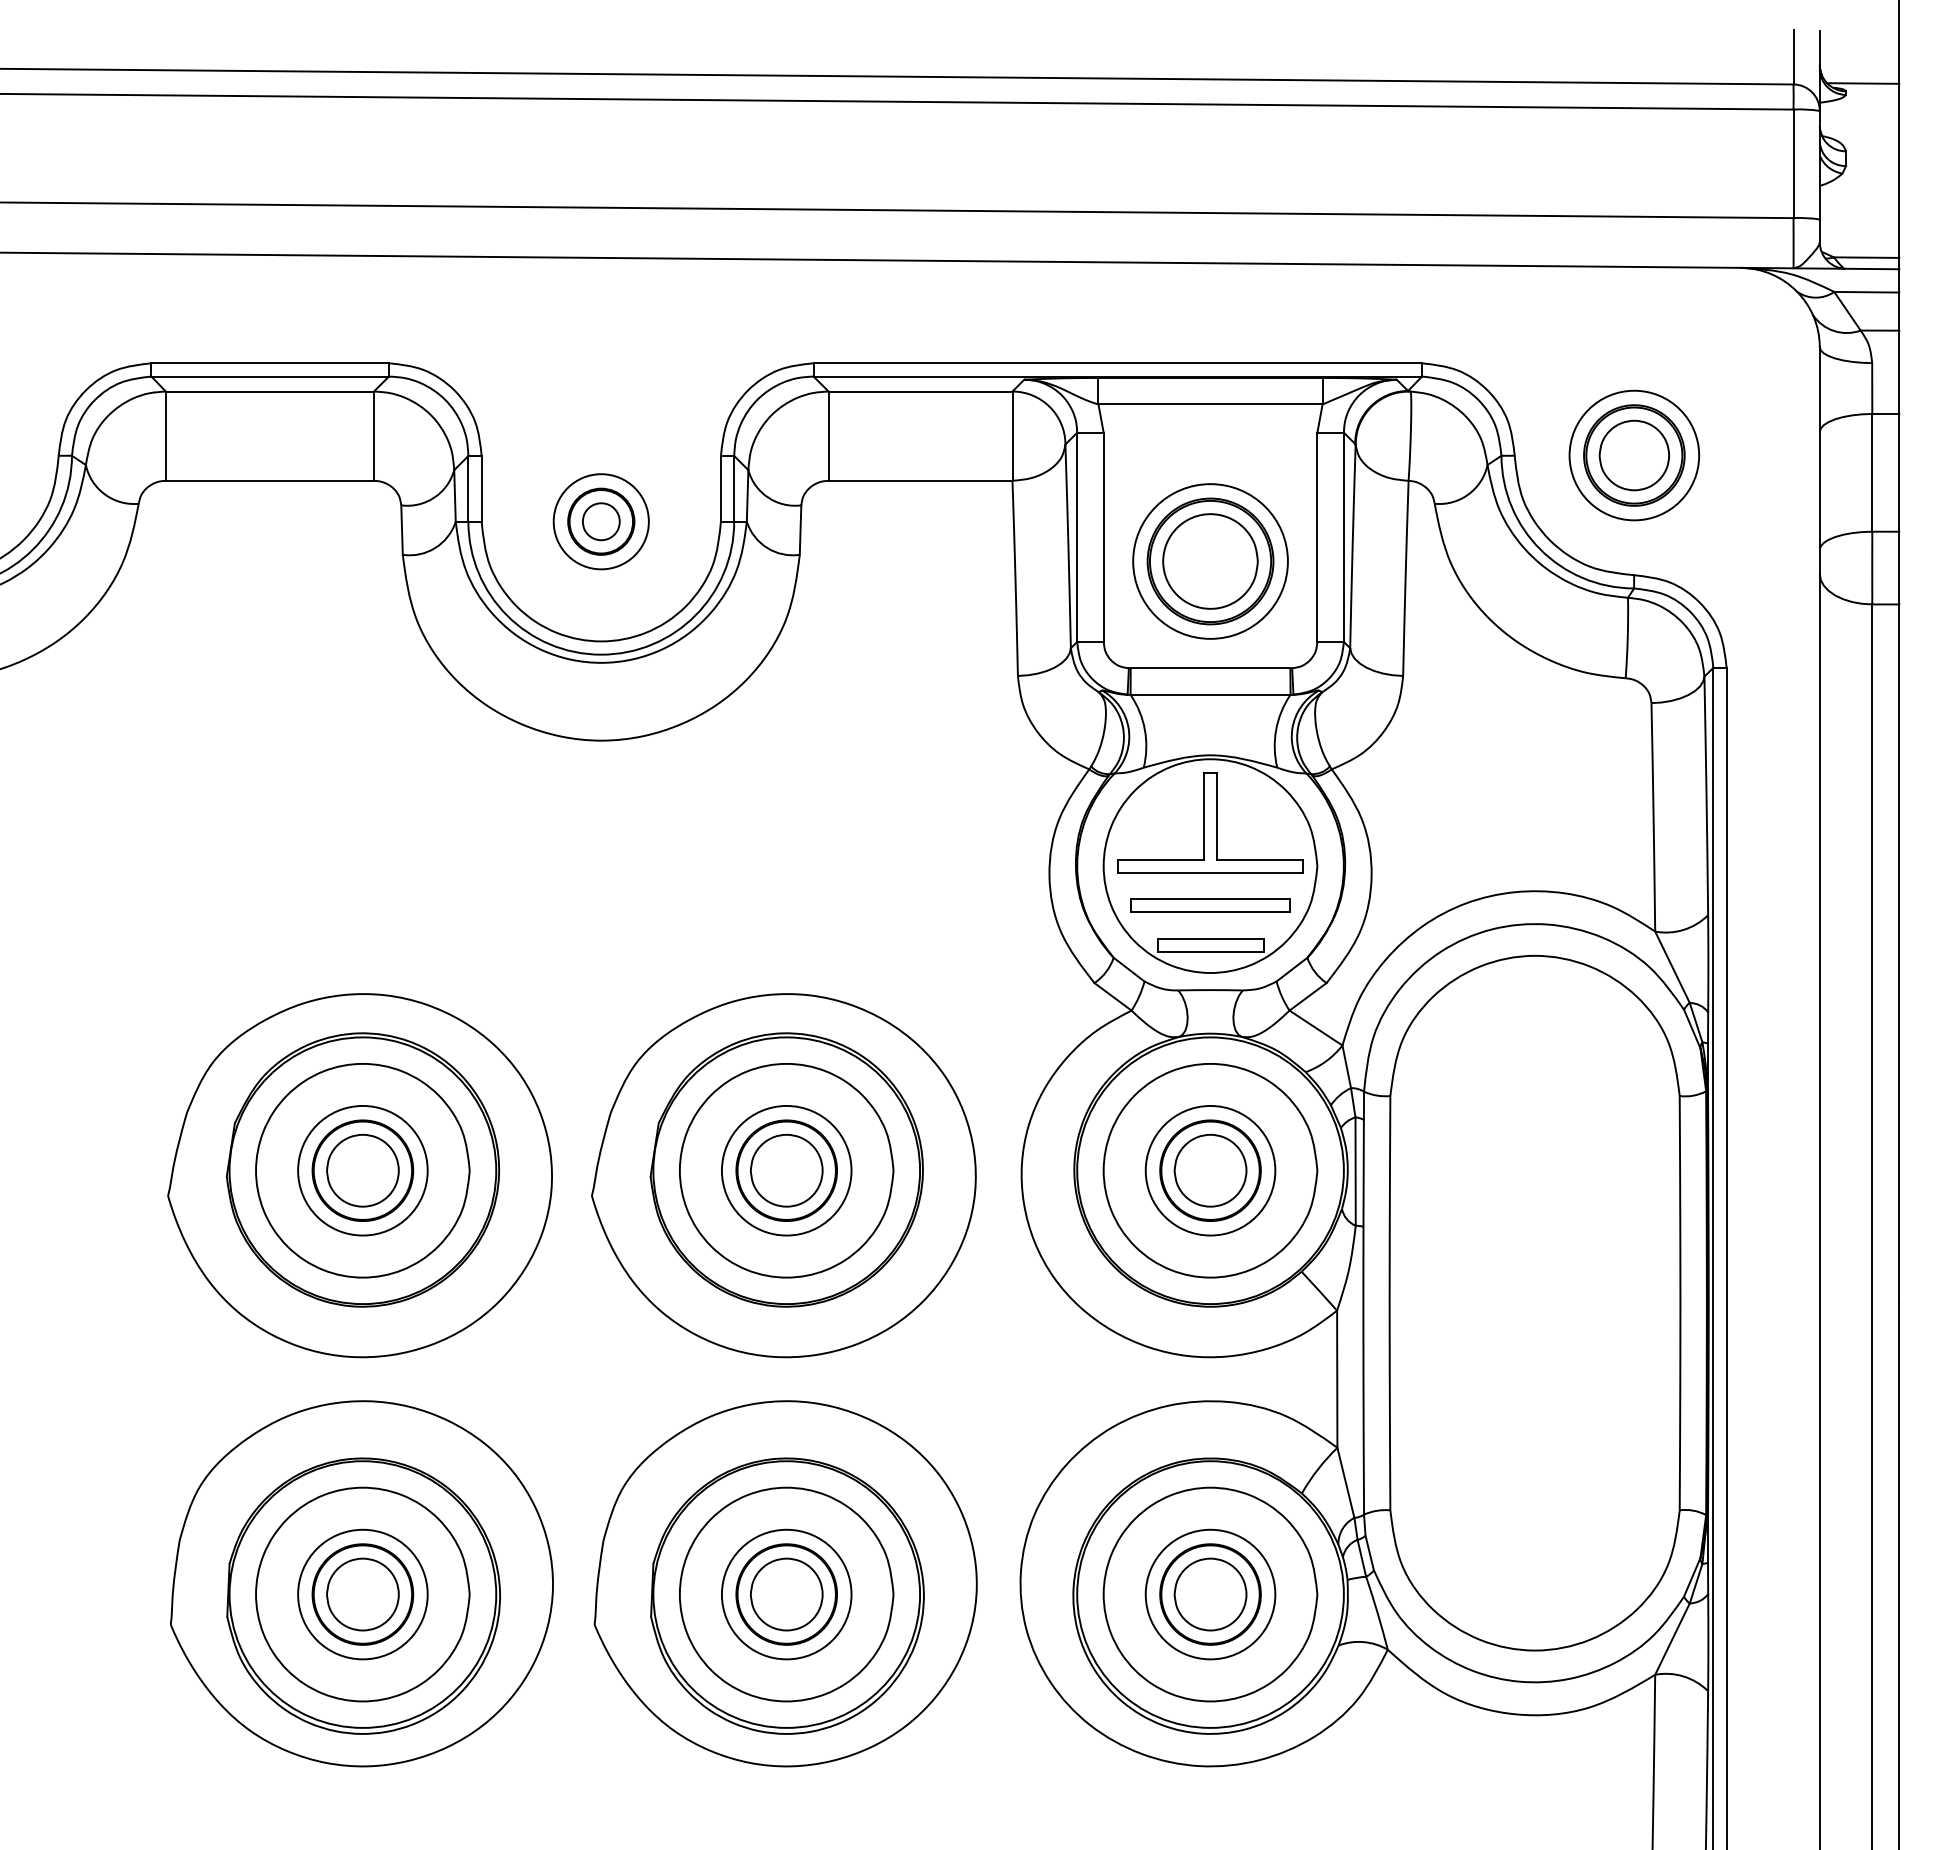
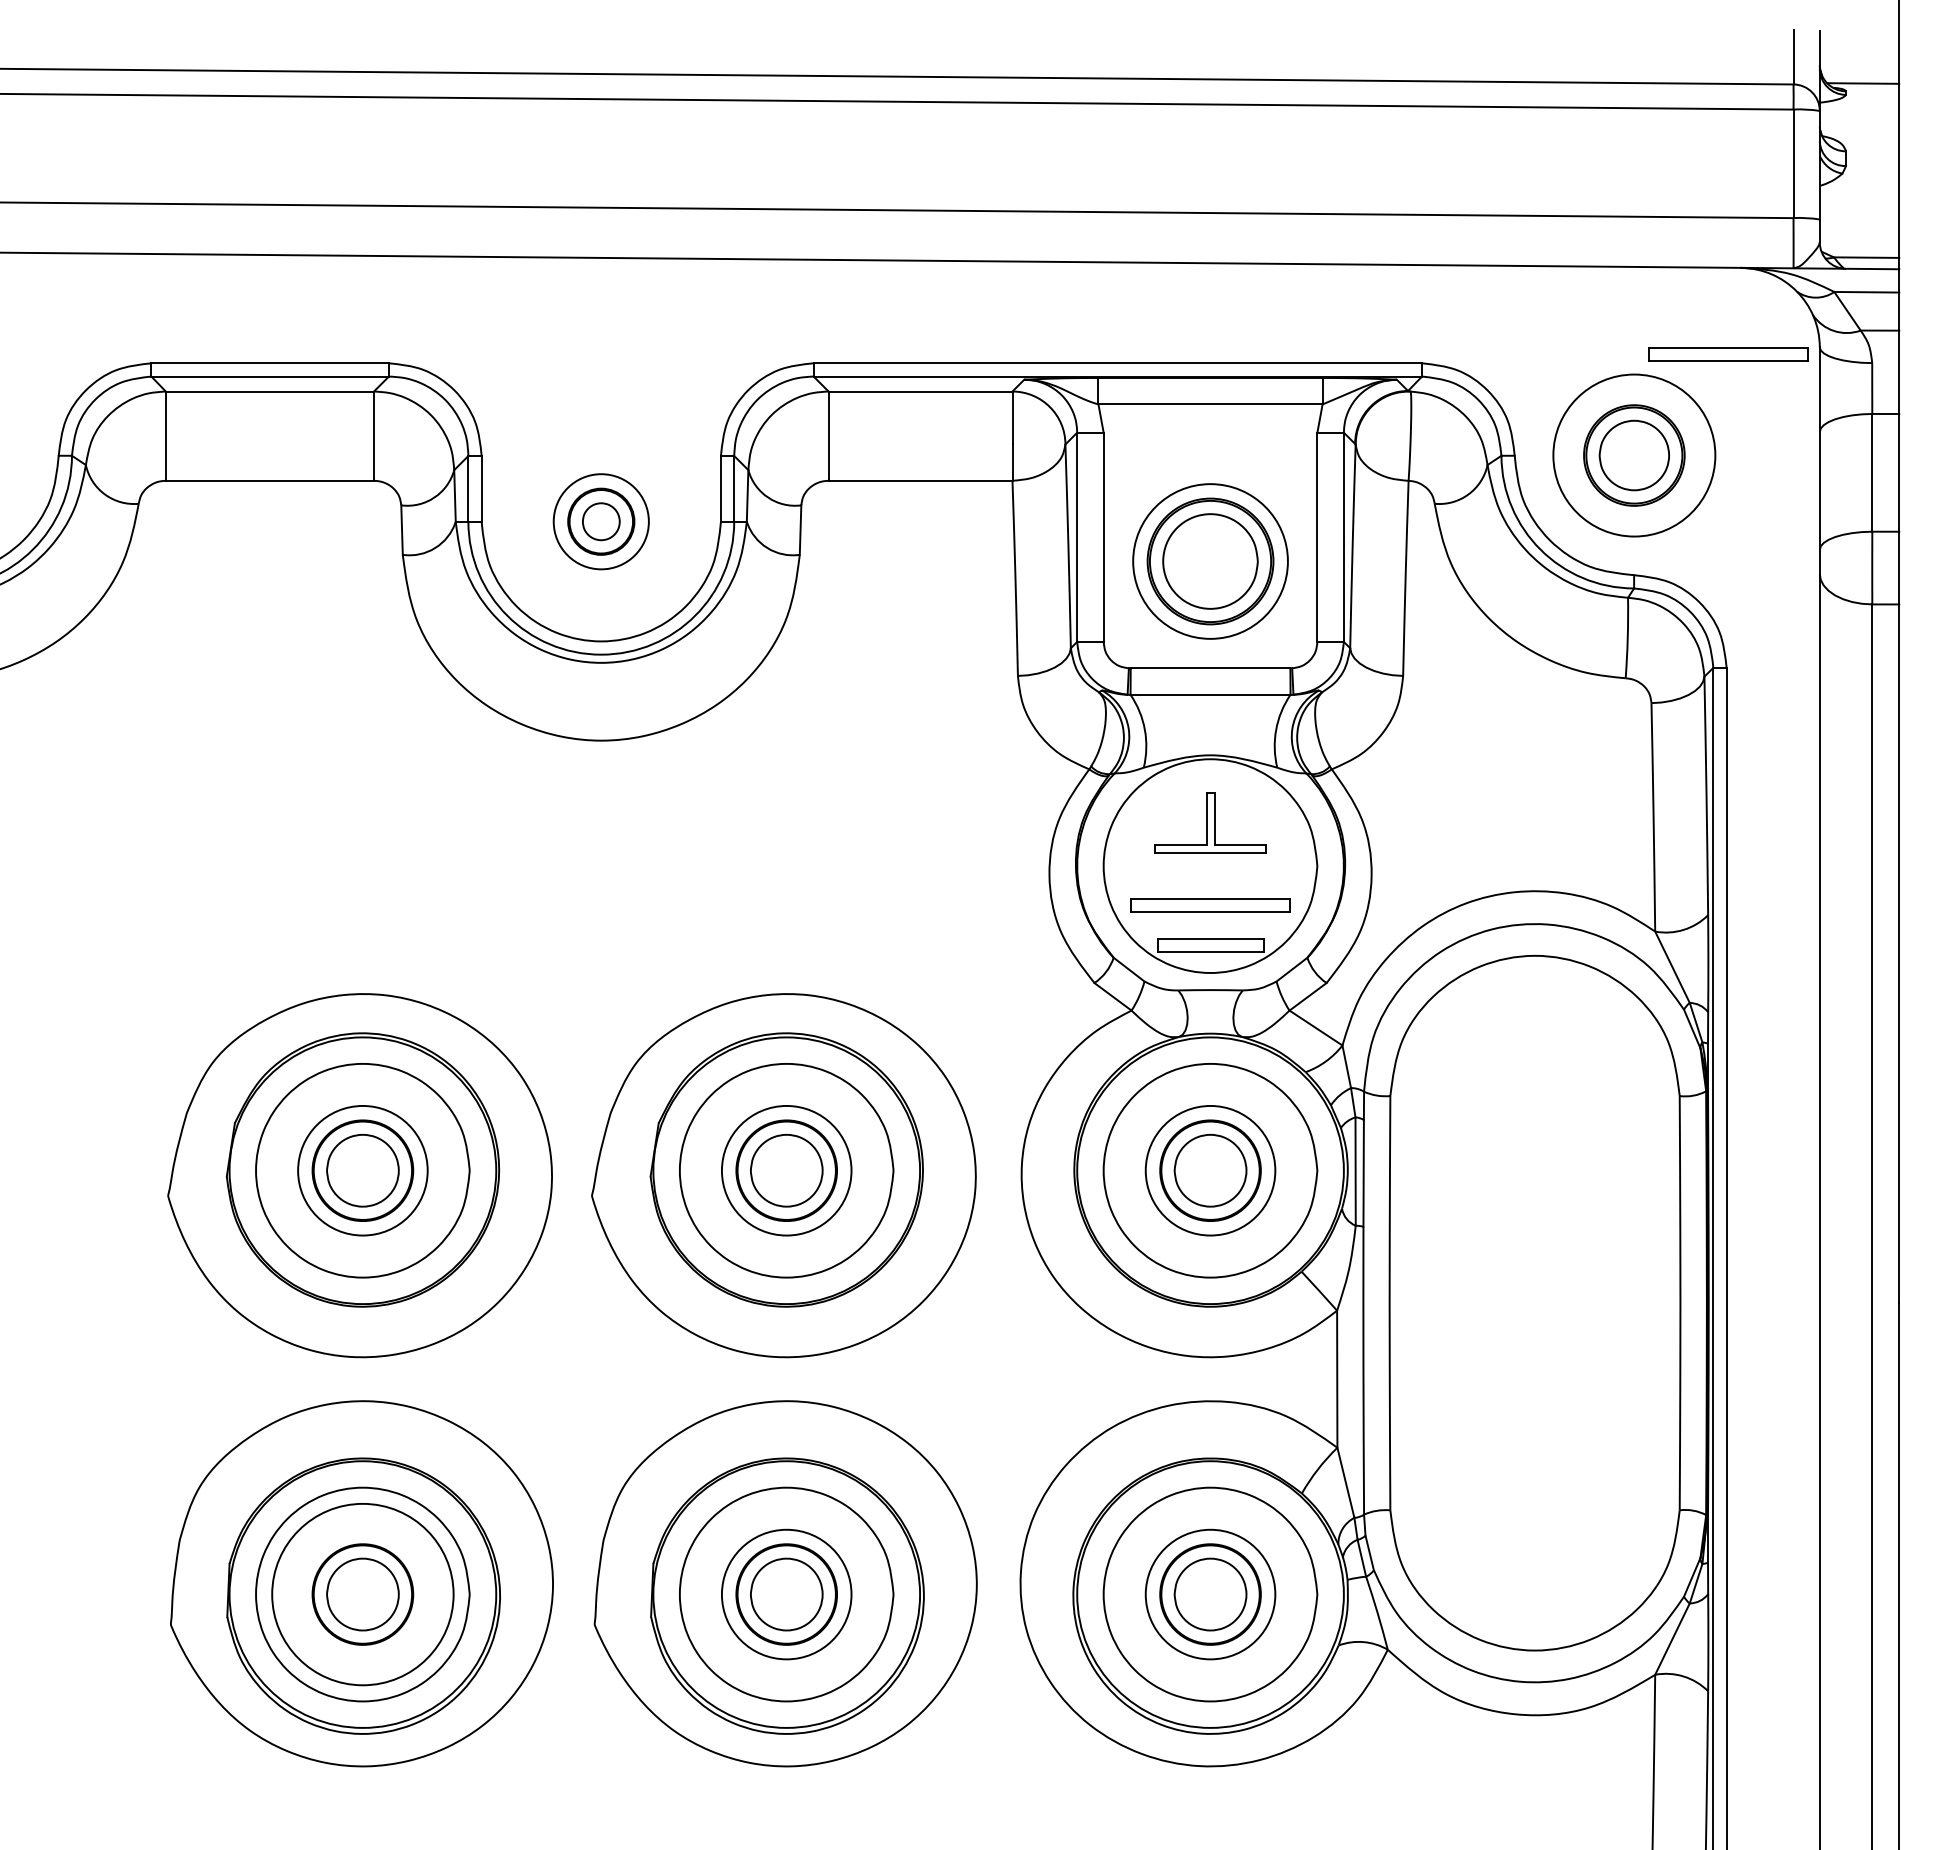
part: none -> present (1728, 354)
circle diameter: 130 px -> 162 px (1634, 455)
part size: 187x102 px -> 113x62 px (1210, 822)
circle diameter: 130 px -> 181 px (362, 1594)
